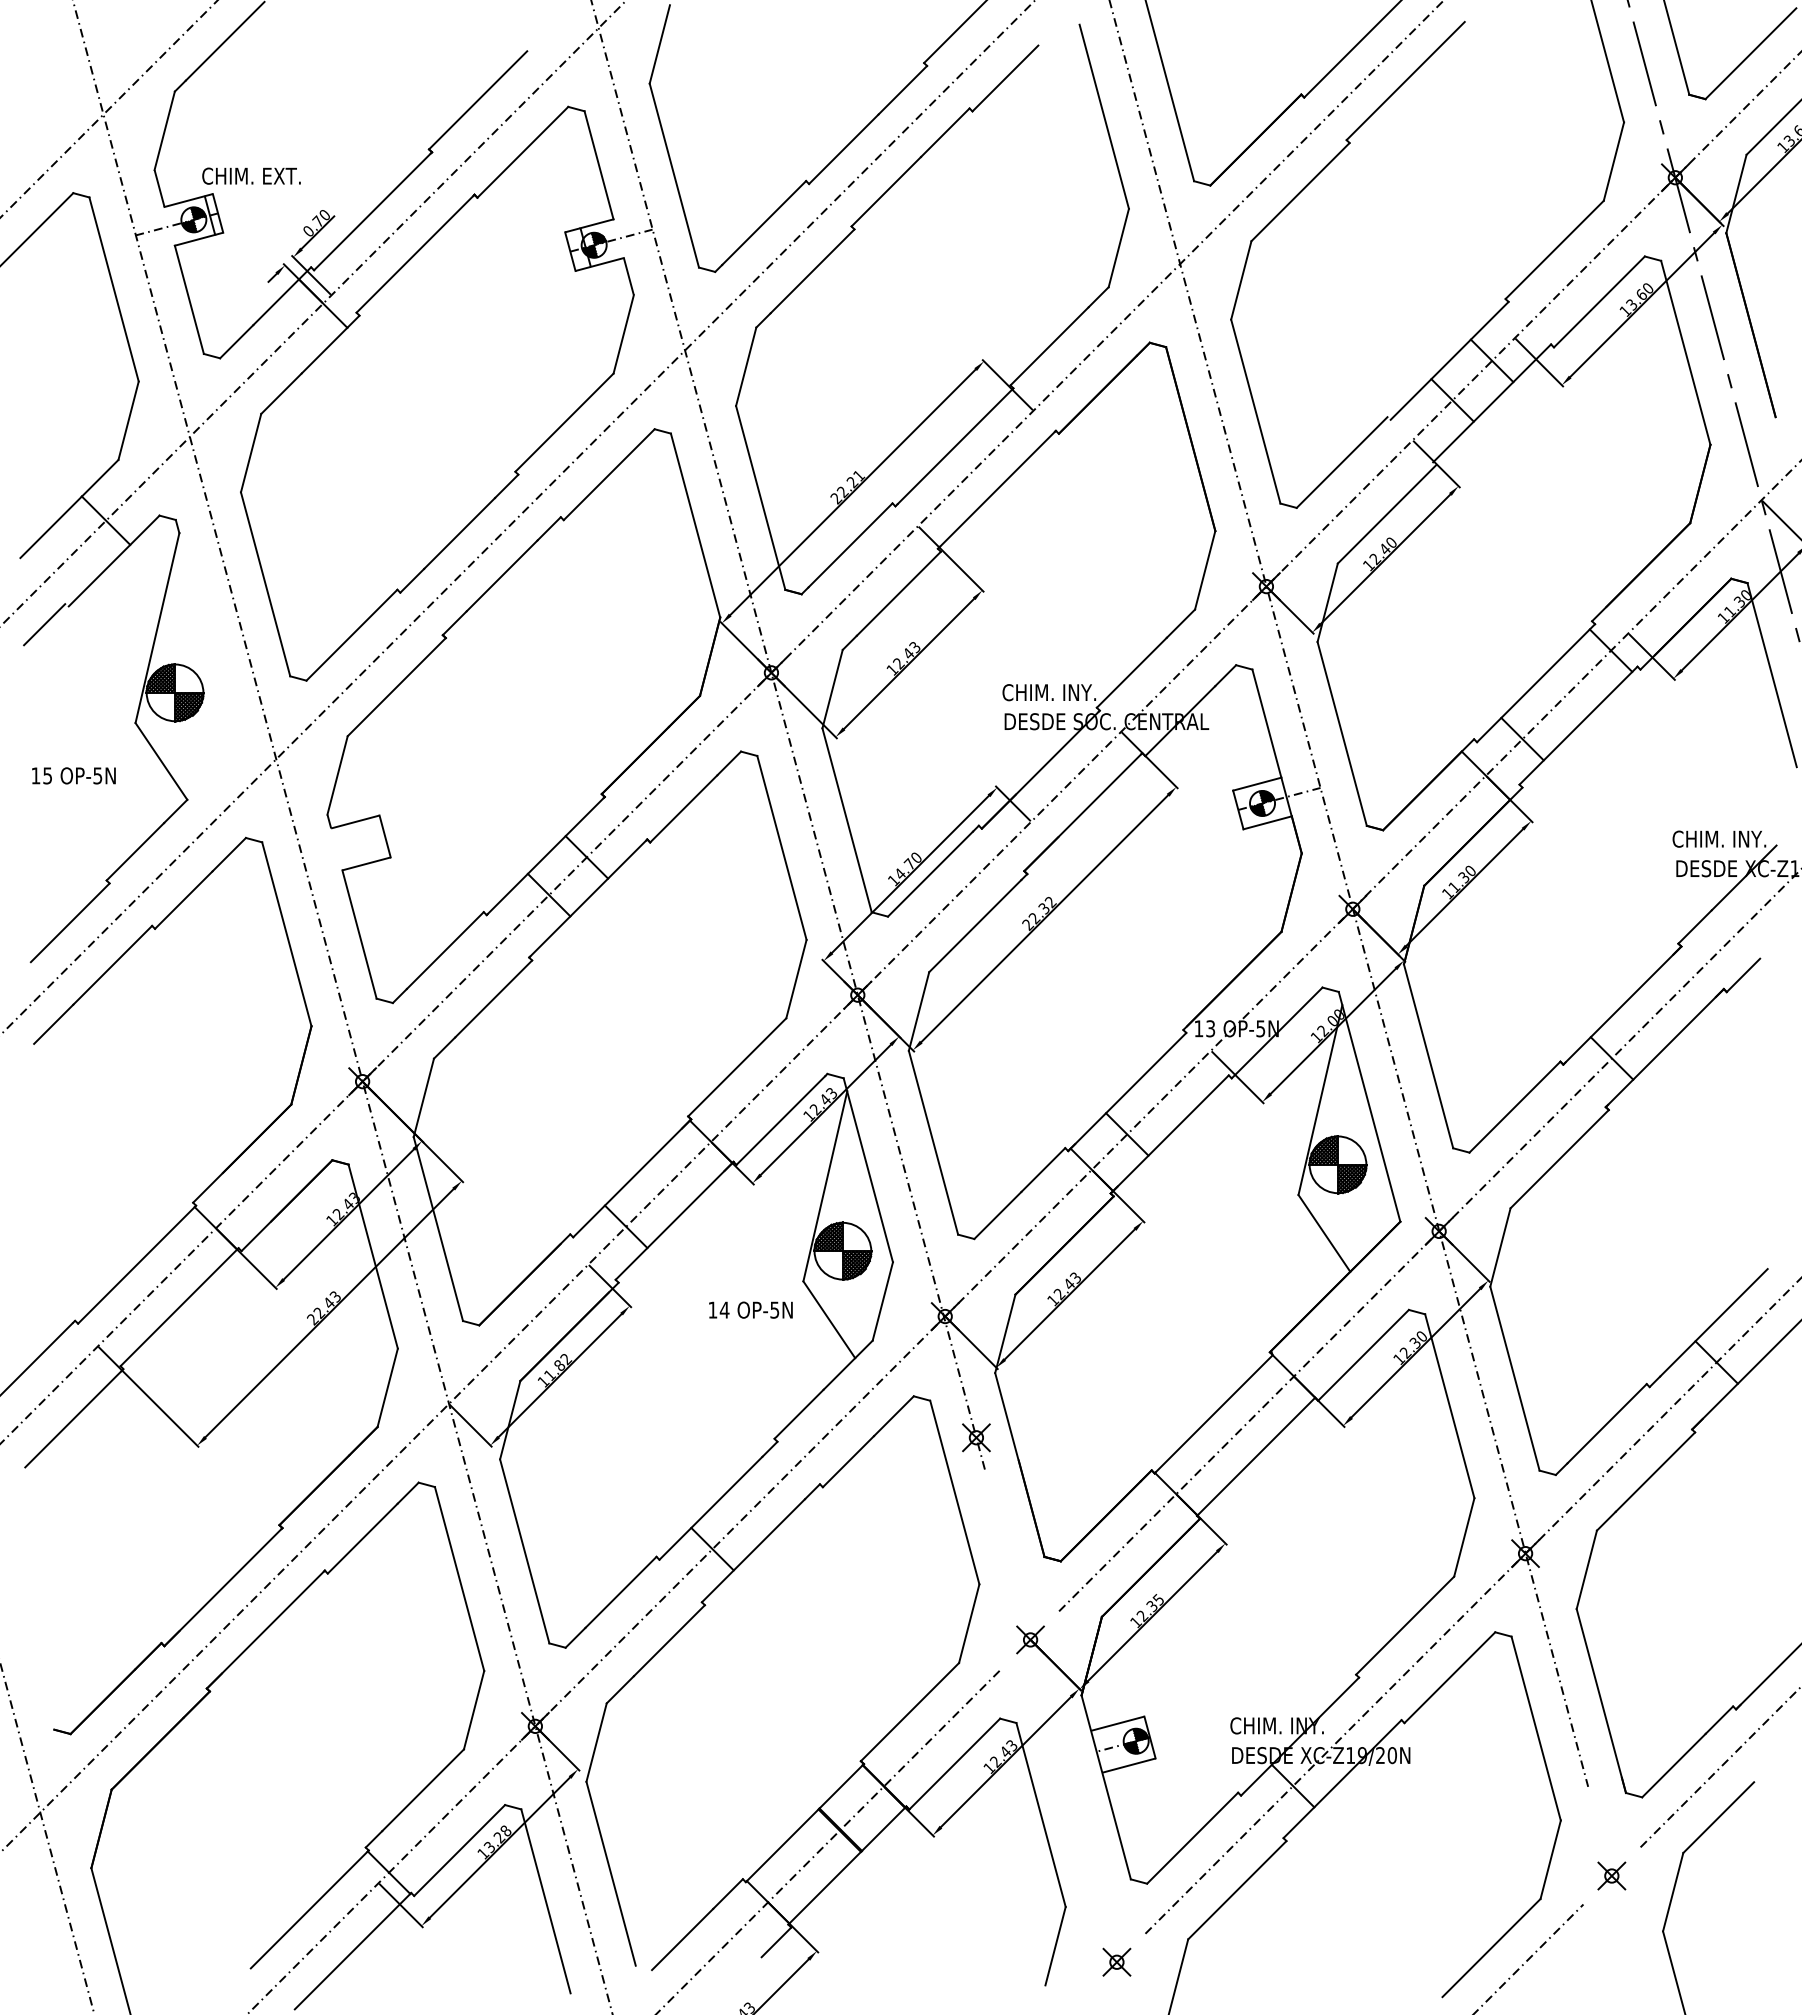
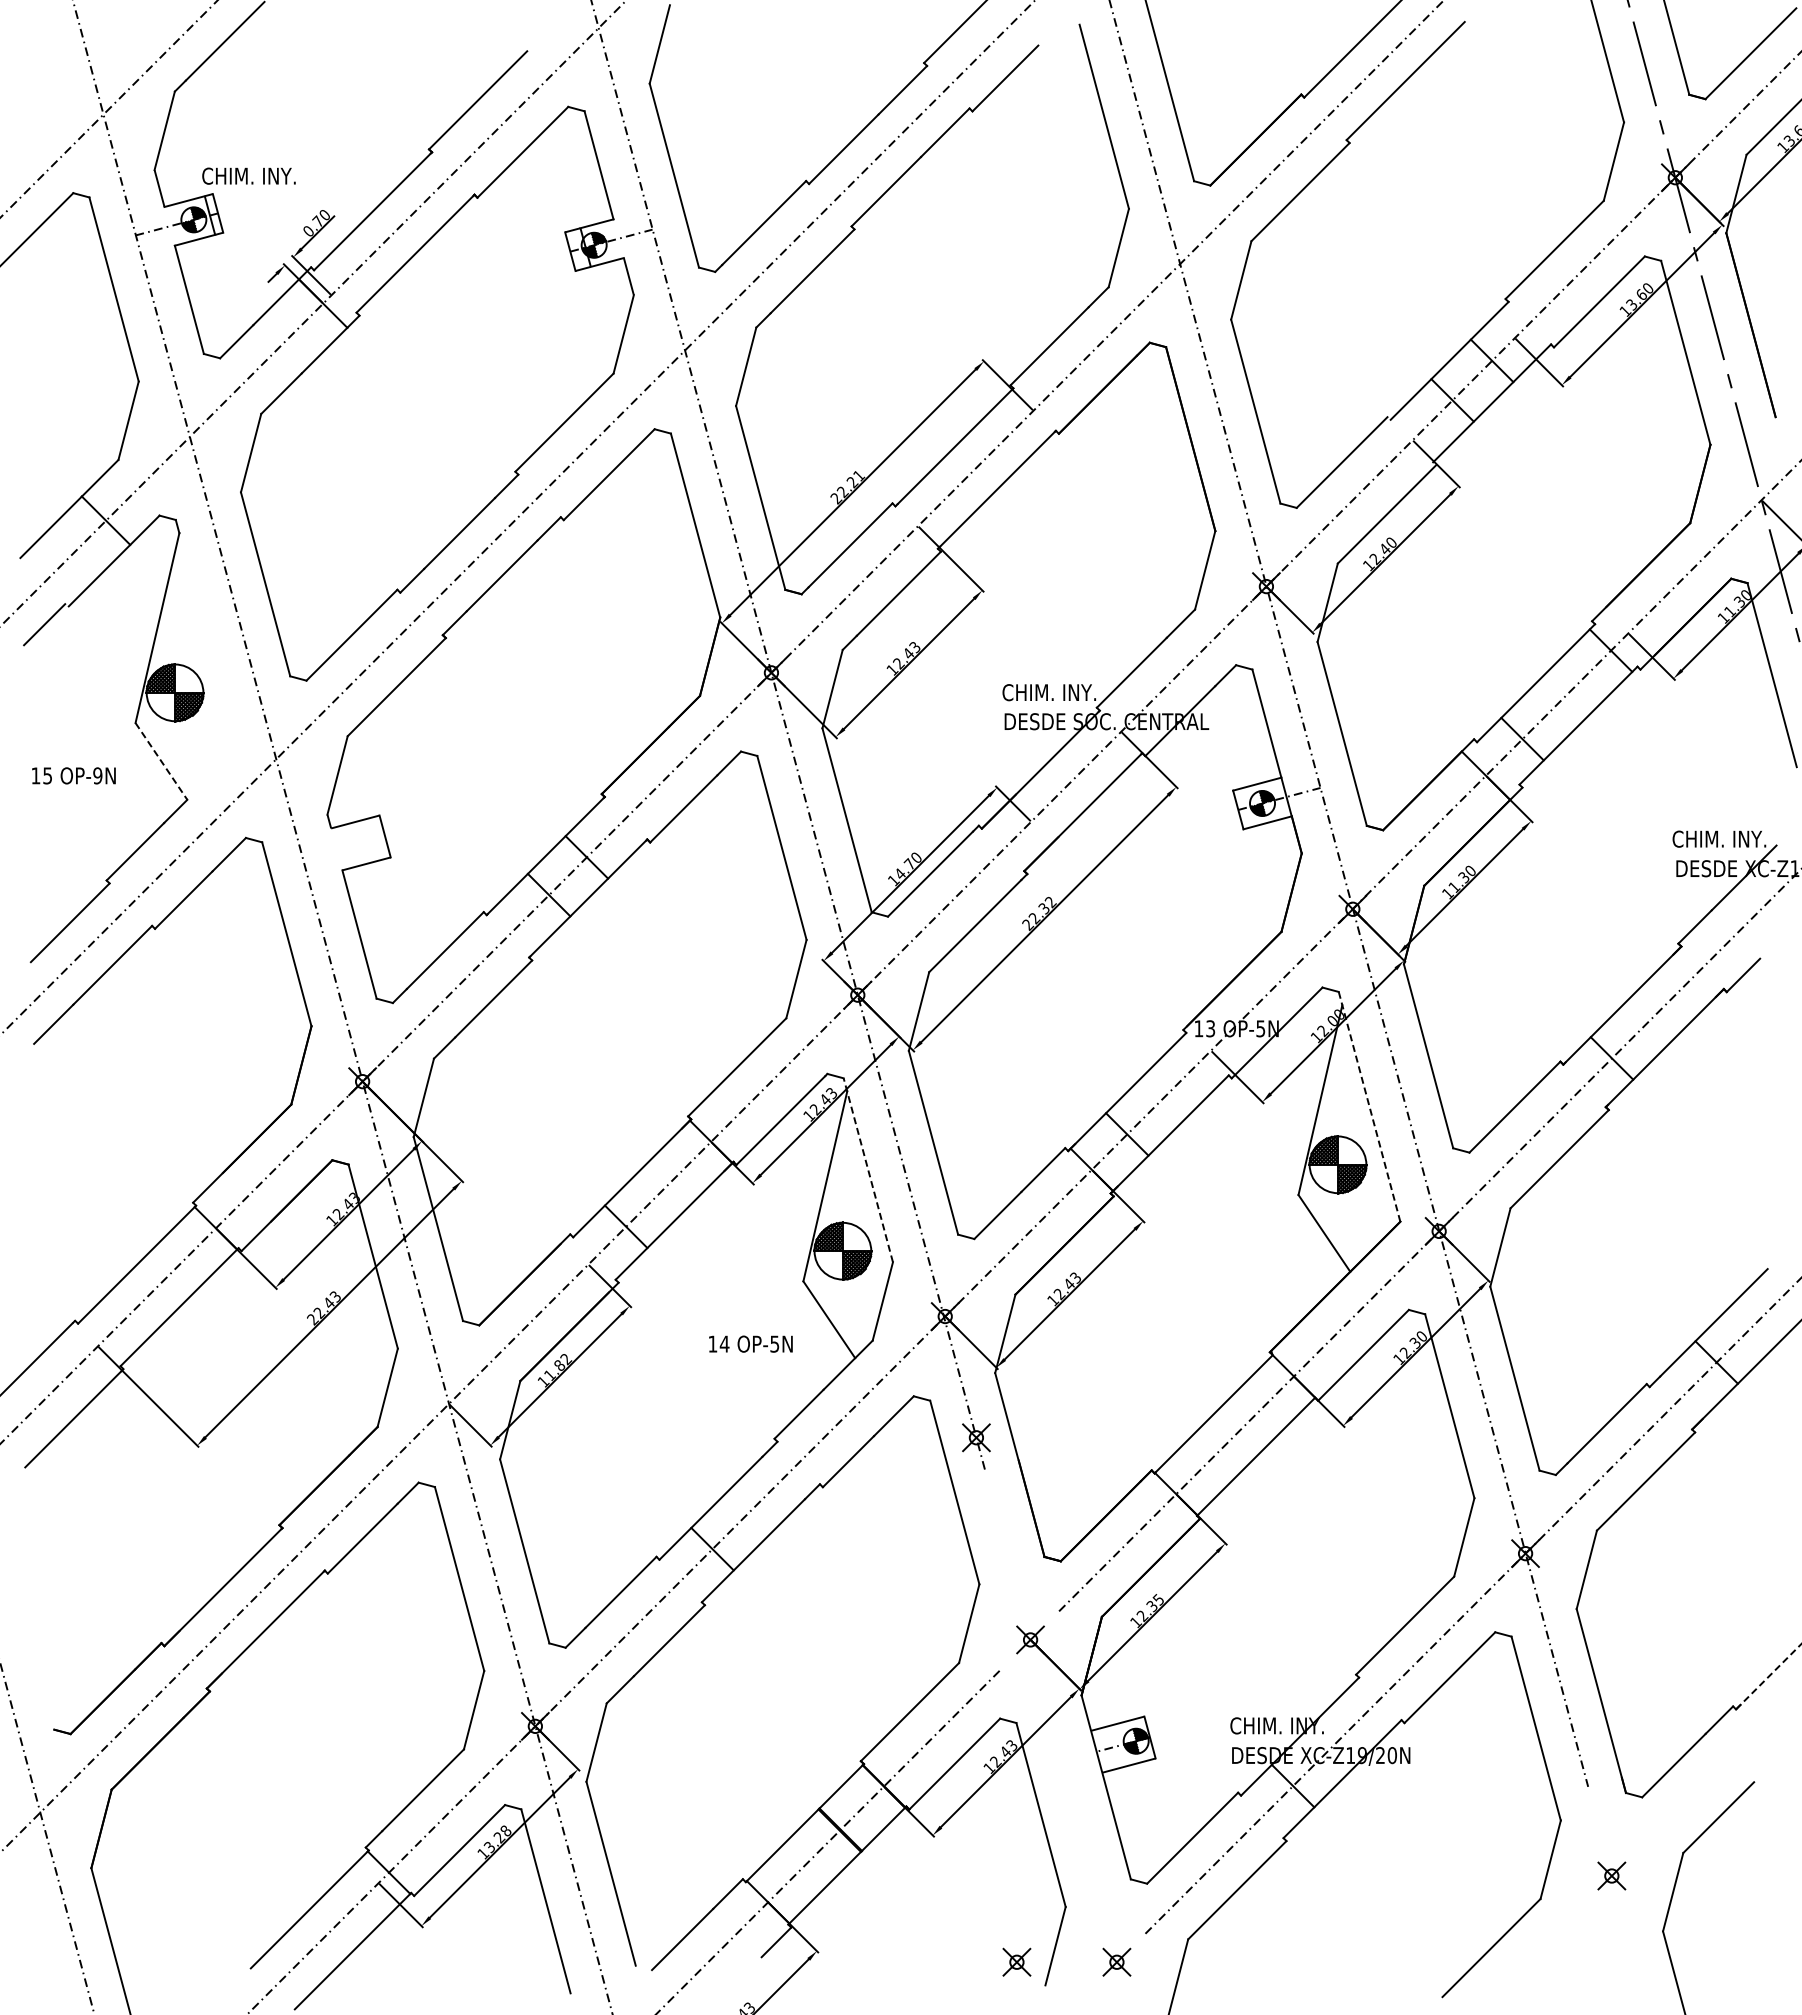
text: CHIM. EXT. -> CHIM. INY. (282, 175)
line: solid -> dashed (161, 761)
text: OP-5N -> OP-9N (97, 775)
line: solid -> dashed (1369, 1106)
line: solid -> dashed (868, 1169)
text position: (750, 1309) -> (750, 1343) (750, 1343)
line: solid -> dashed (1769, 1676)
line: present -> none (1719, 1768)
line: present -> none (1529, 1957)
part: none -> present (1016, 1961)
